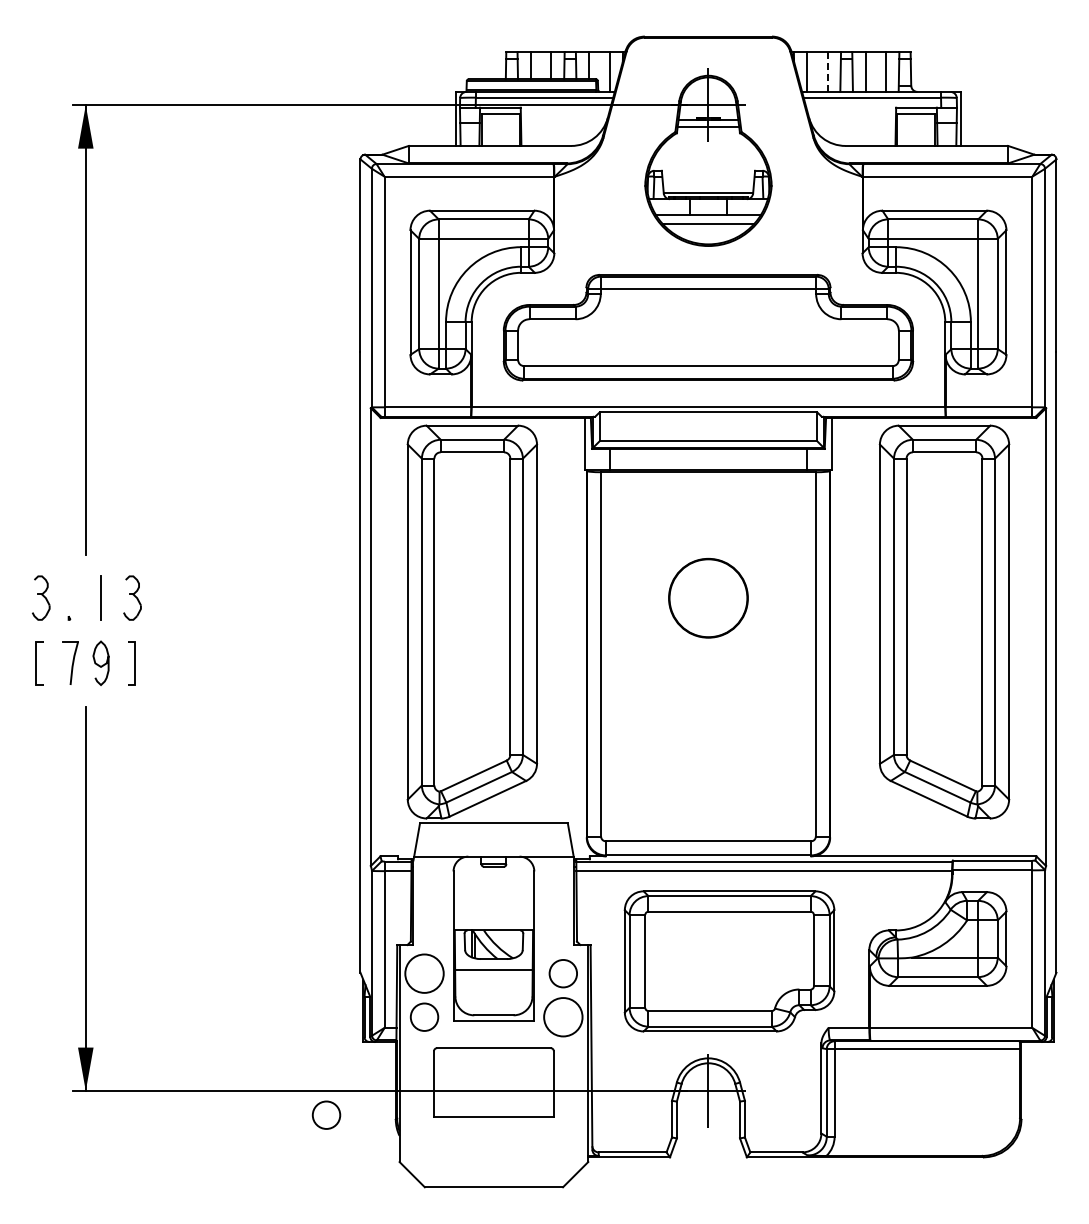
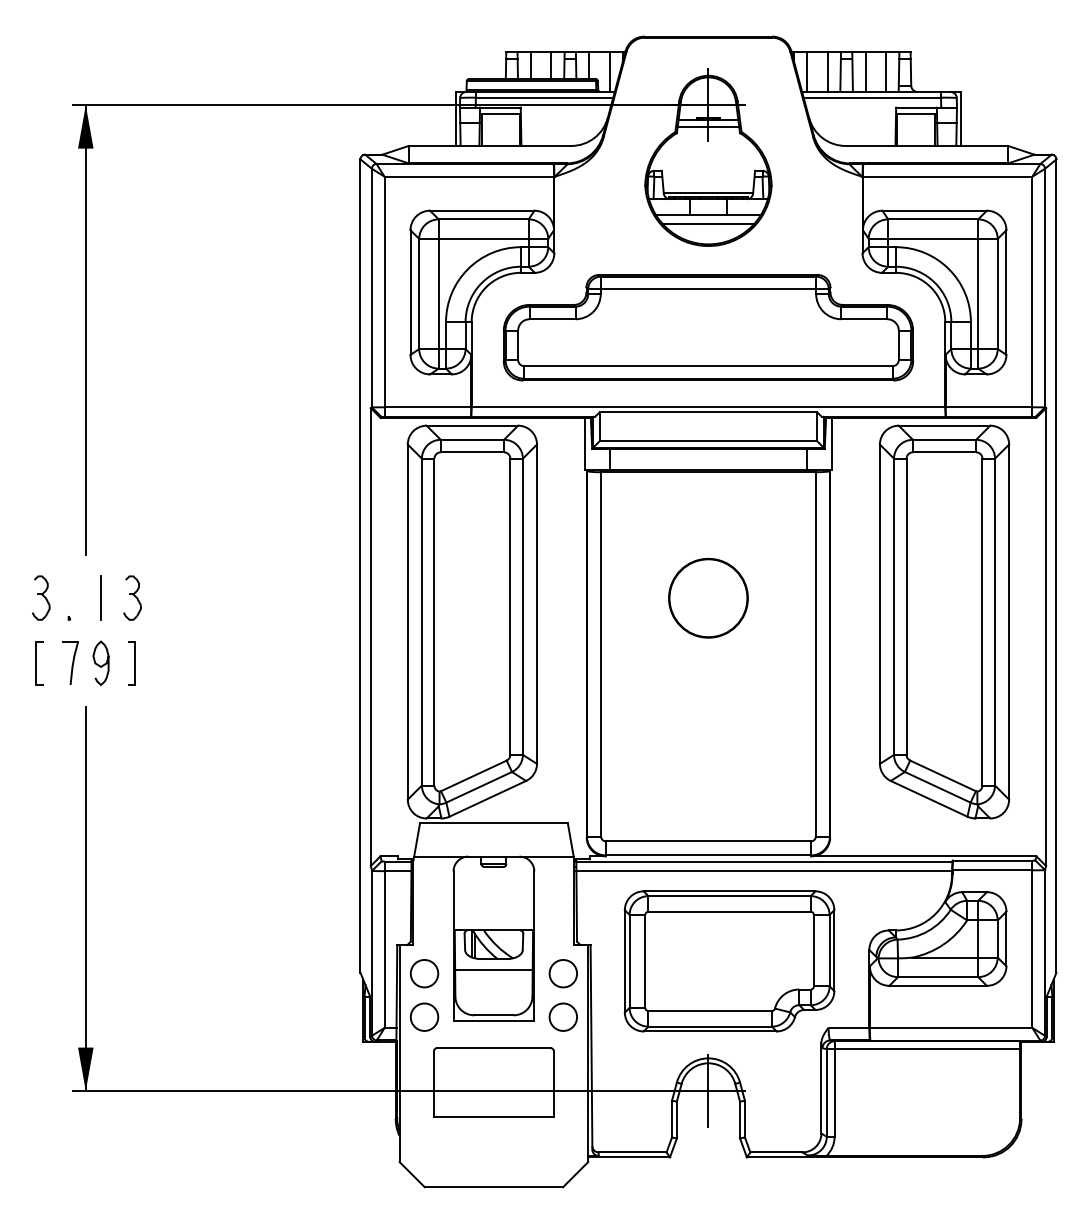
line: dashed -> solid (827, 72)
circle diameter: 38 px -> 27 px (424, 973)
circle diameter: 38 px -> 27 px (563, 1016)
circle: present -> none (326, 1114)
